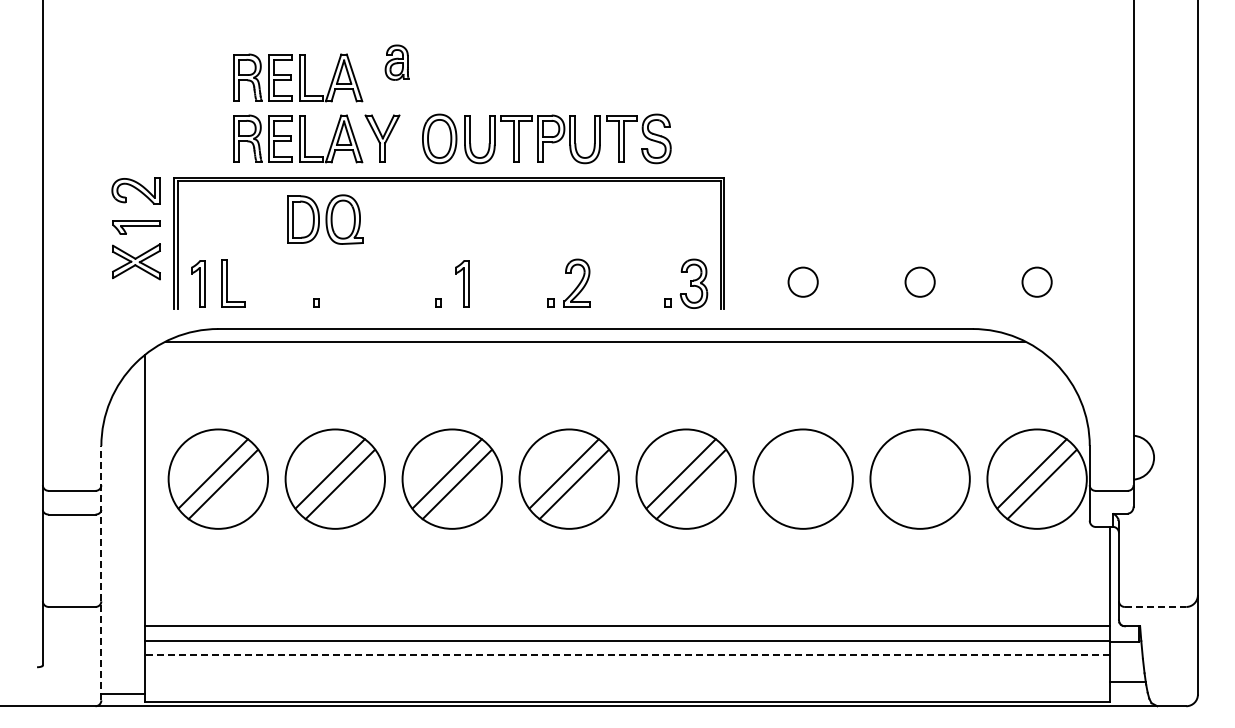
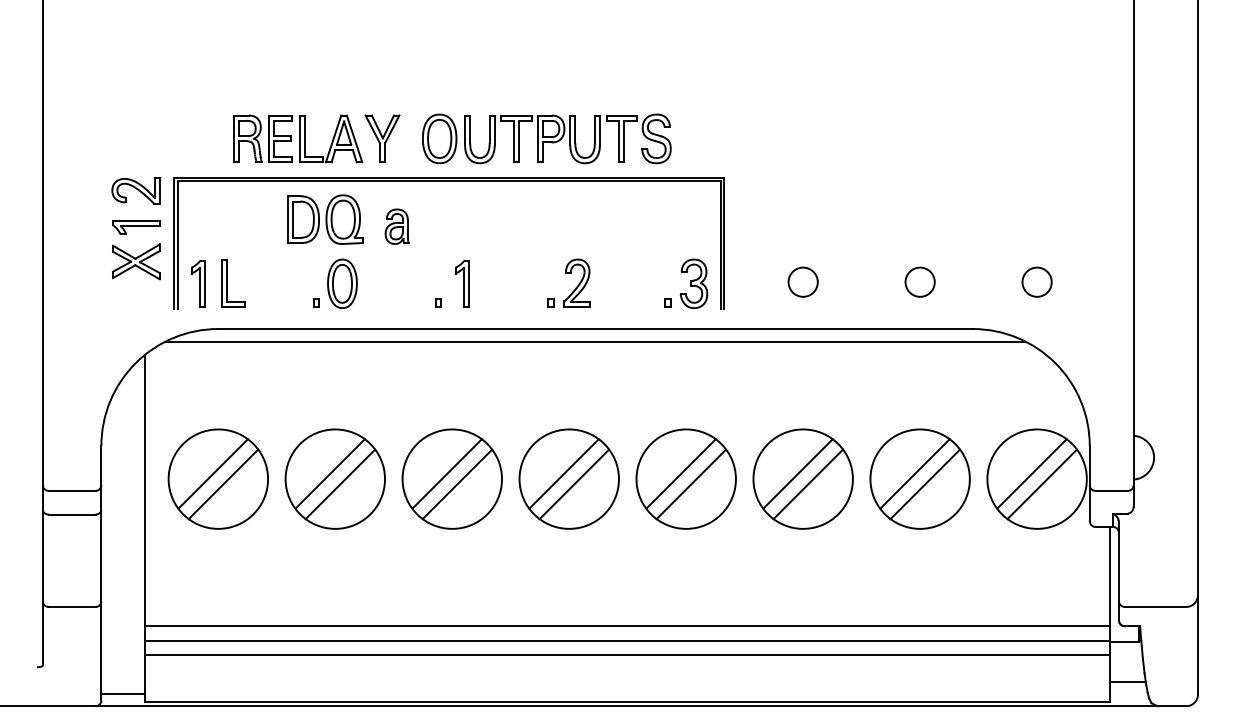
part position: (396, 62) -> (396, 226) (396, 226)
part: present -> none (298, 77)
part: none -> present (342, 283)
line: none -> present (797, 473)
line: none -> present (914, 473)
line: none -> present (807, 484)
line: none -> present (924, 484)
line: dashed -> solid (101, 572)
line: dashed -> solid (1155, 606)
line: dashed -> solid (627, 655)
